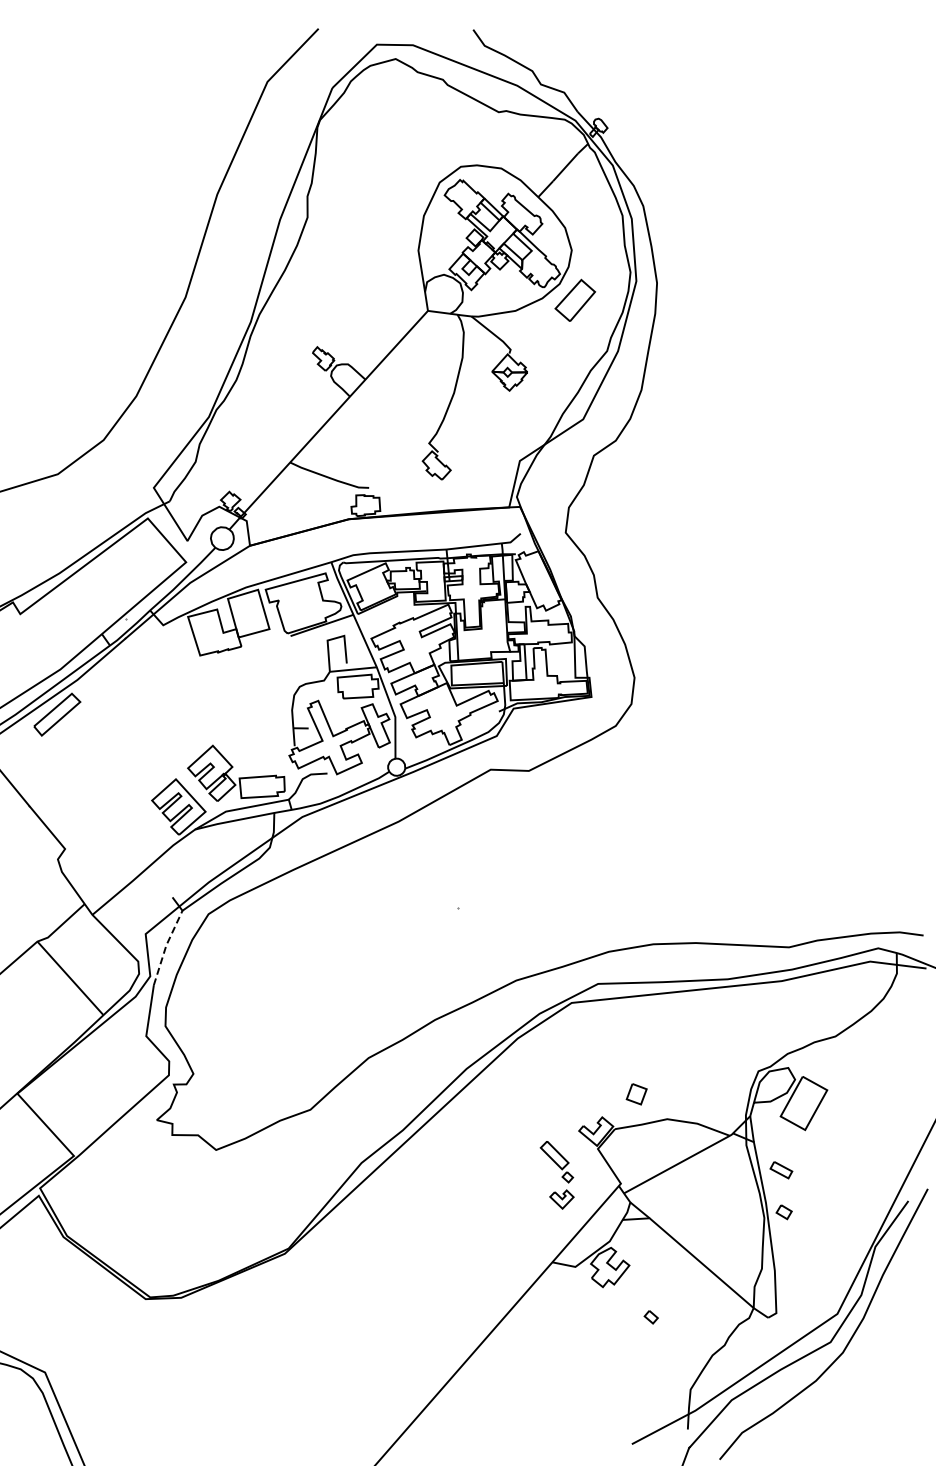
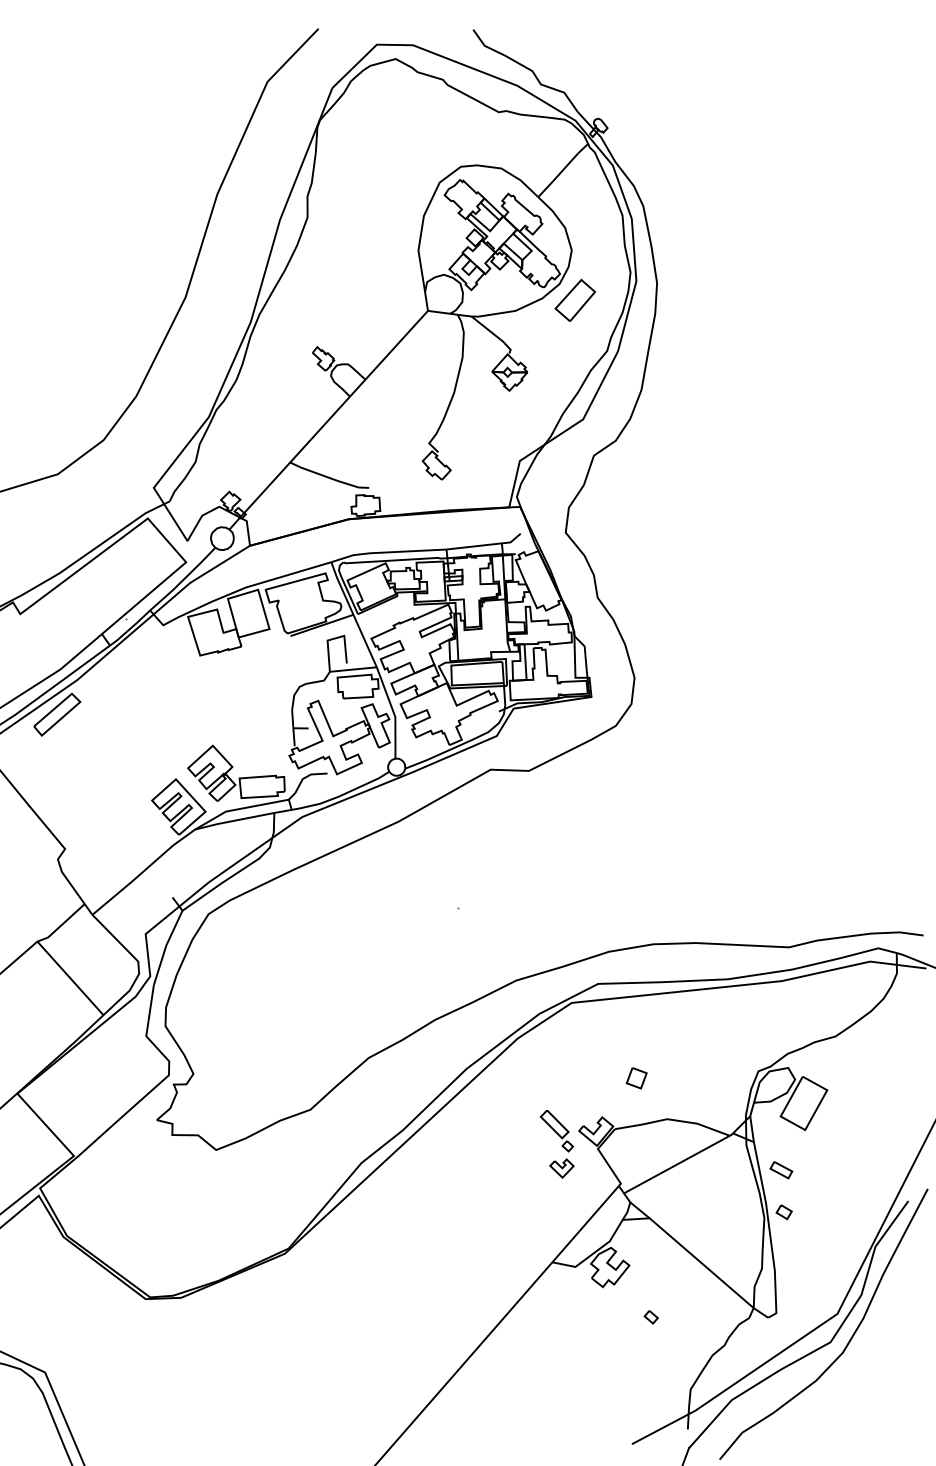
line: dashed -> solid (166, 946)
part position: (636, 1094) -> (636, 1078) (636, 1078)
part position: (556, 1175) -> (556, 1144) (556, 1144)
